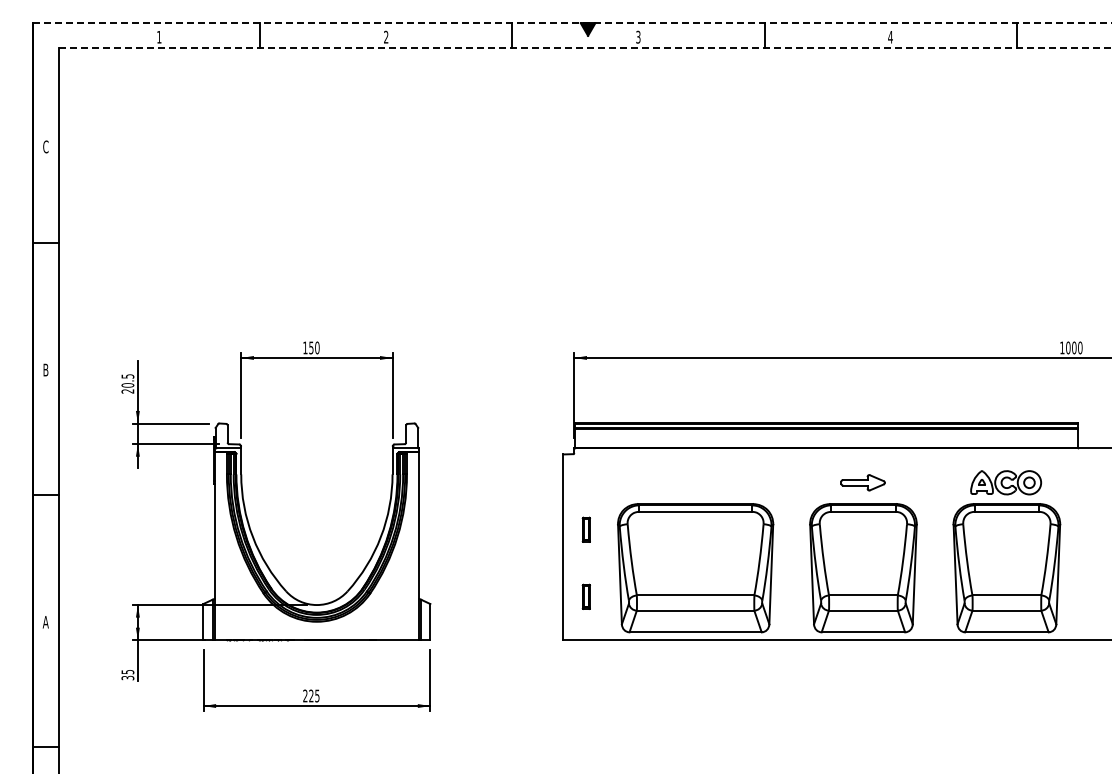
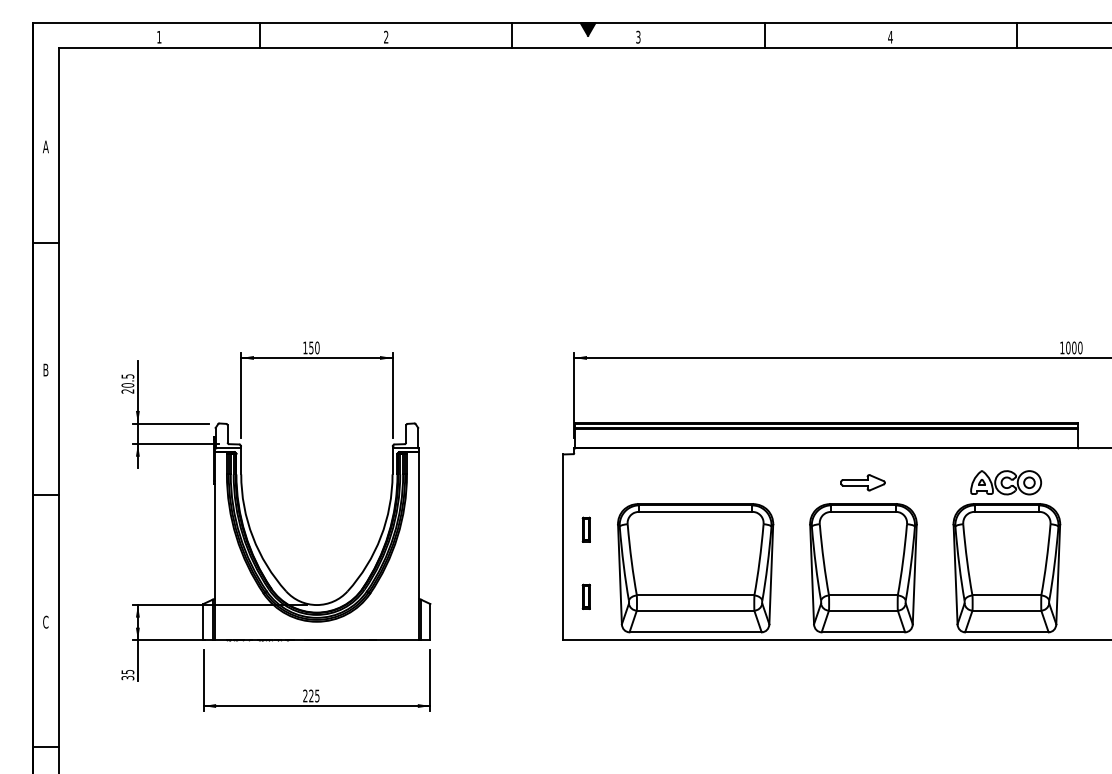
line: dashed -> solid (573, 23)
line: dashed -> solid (585, 48)
text: C -> A (45, 146)
text: A -> C (45, 621)
